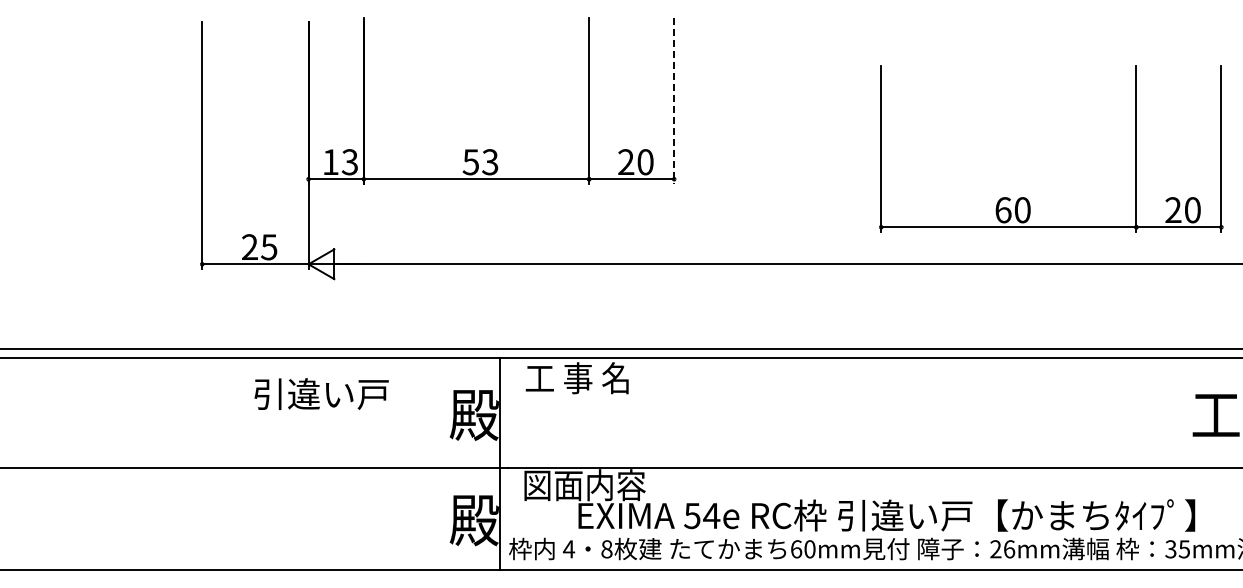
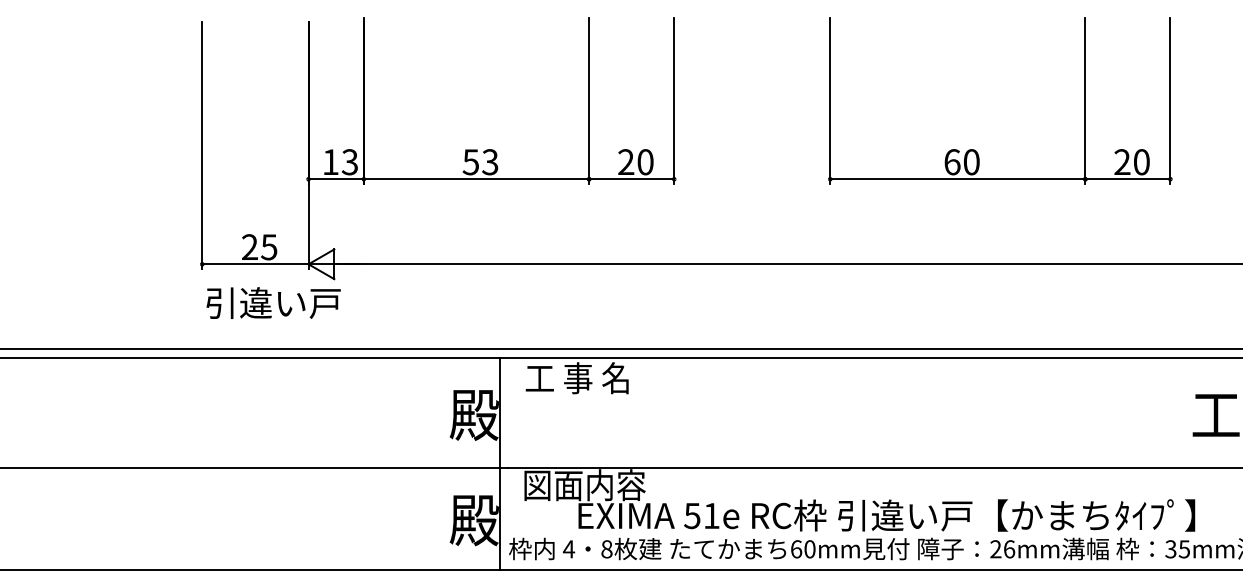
line: dashed -> solid (674, 100)
part position: (1027, 198) -> (976, 150) (976, 150)
text position: (321, 393) -> (273, 302) (273, 302)
text: 54e -> 51e (711, 515)
